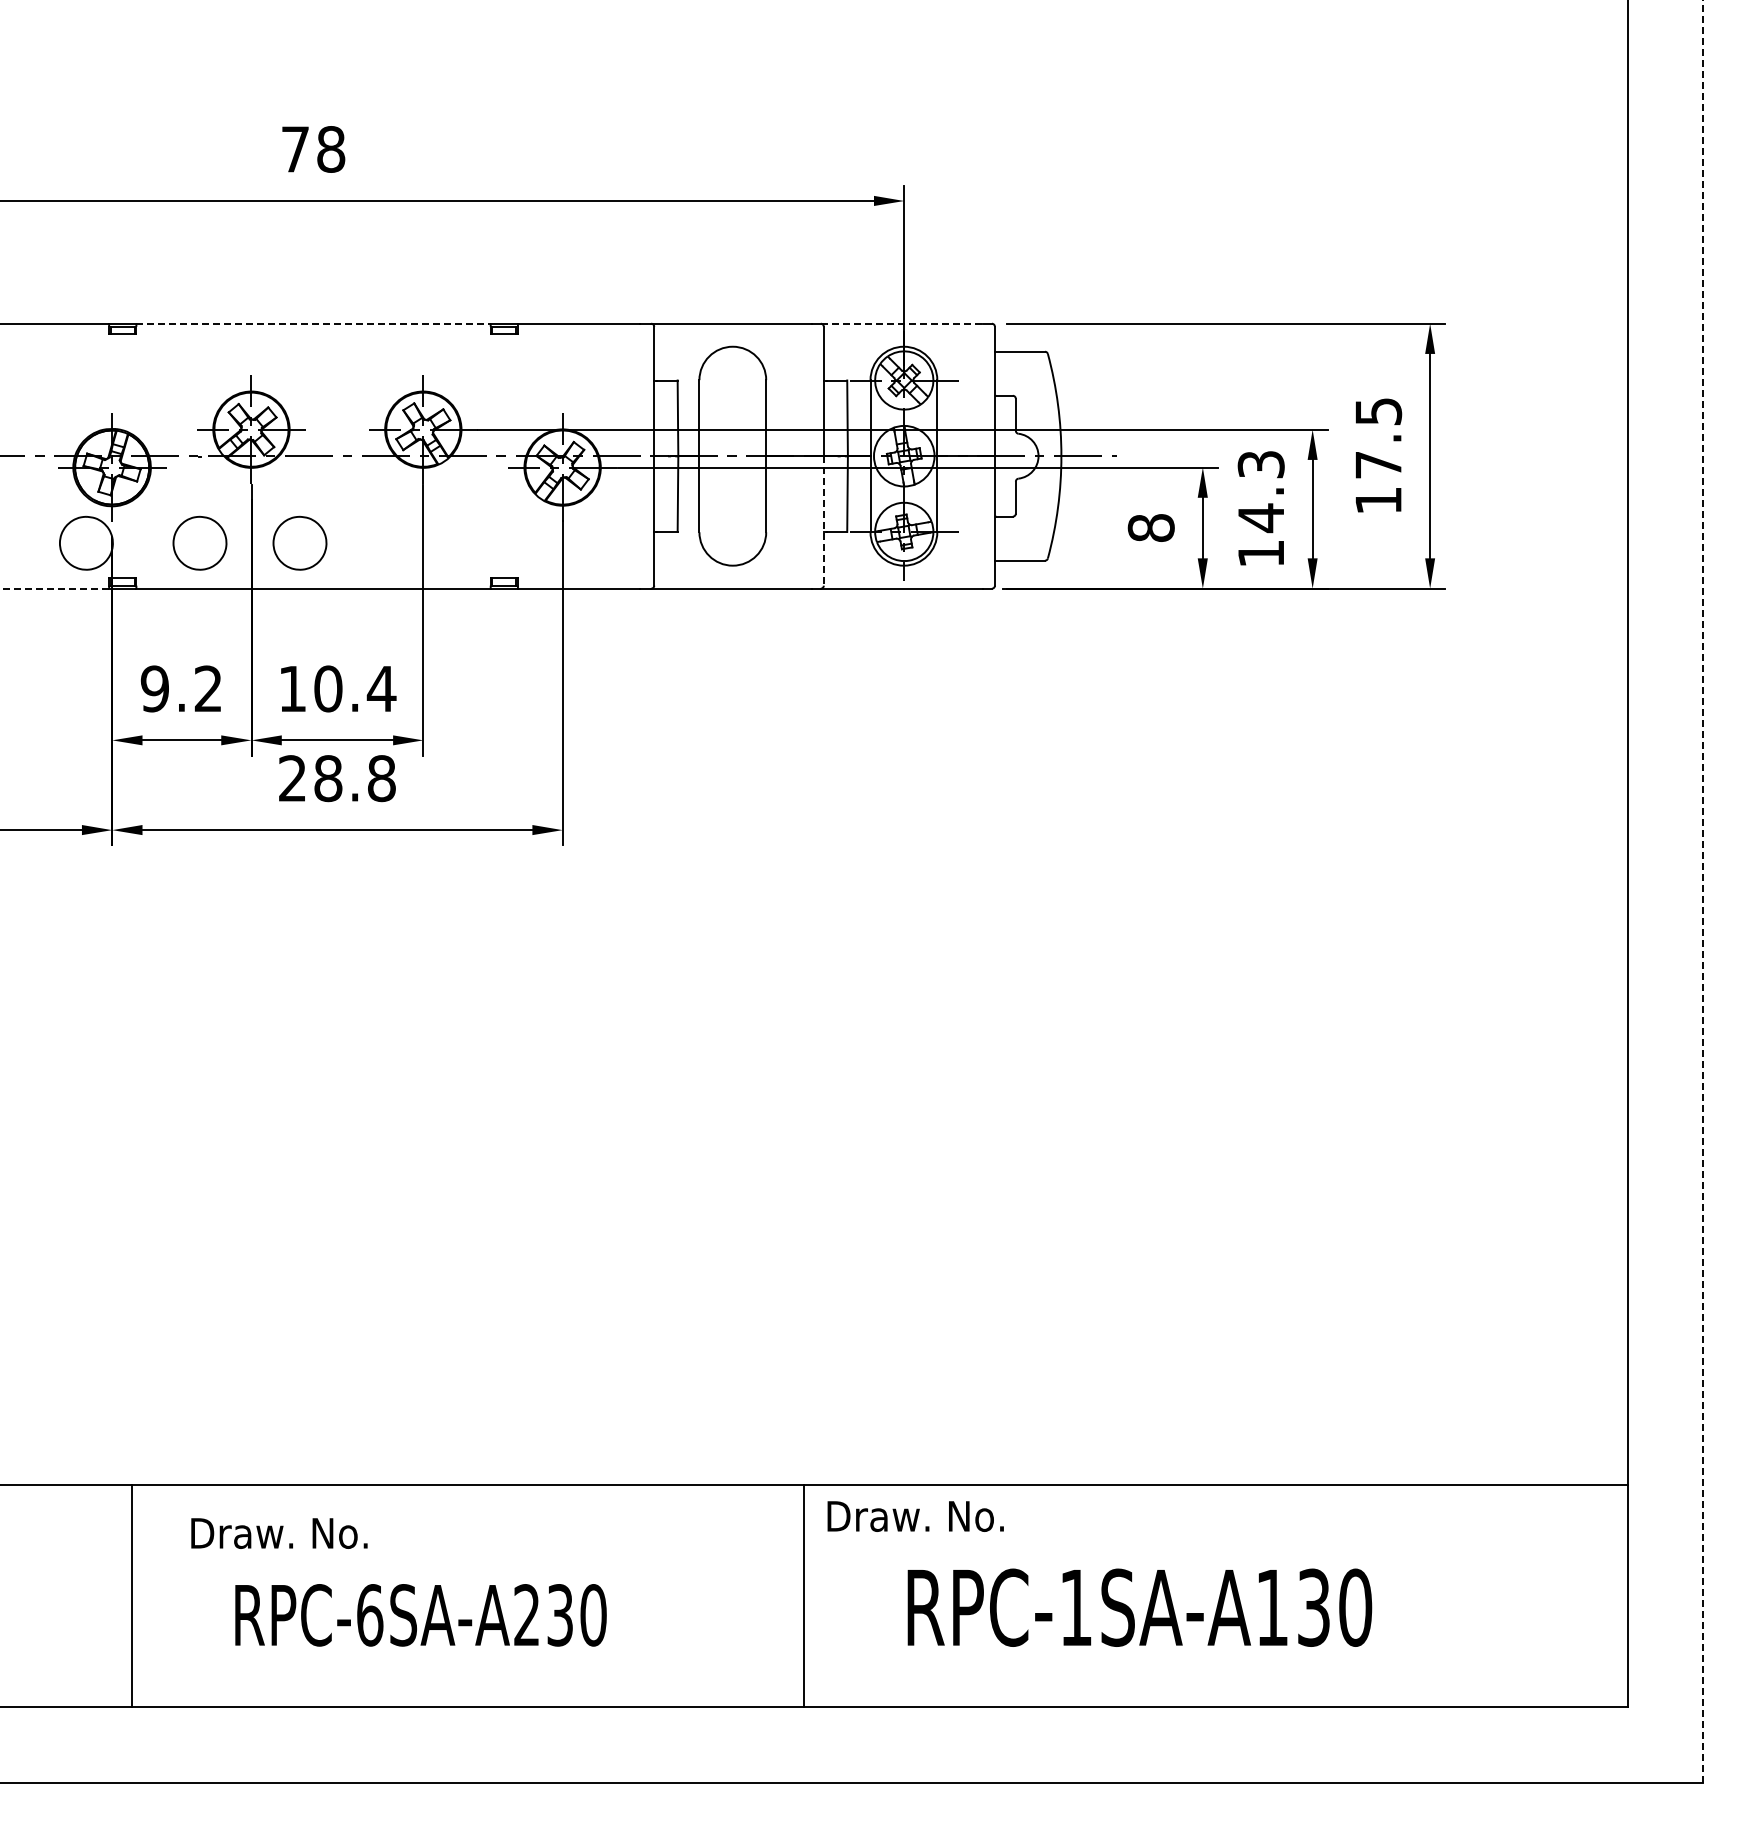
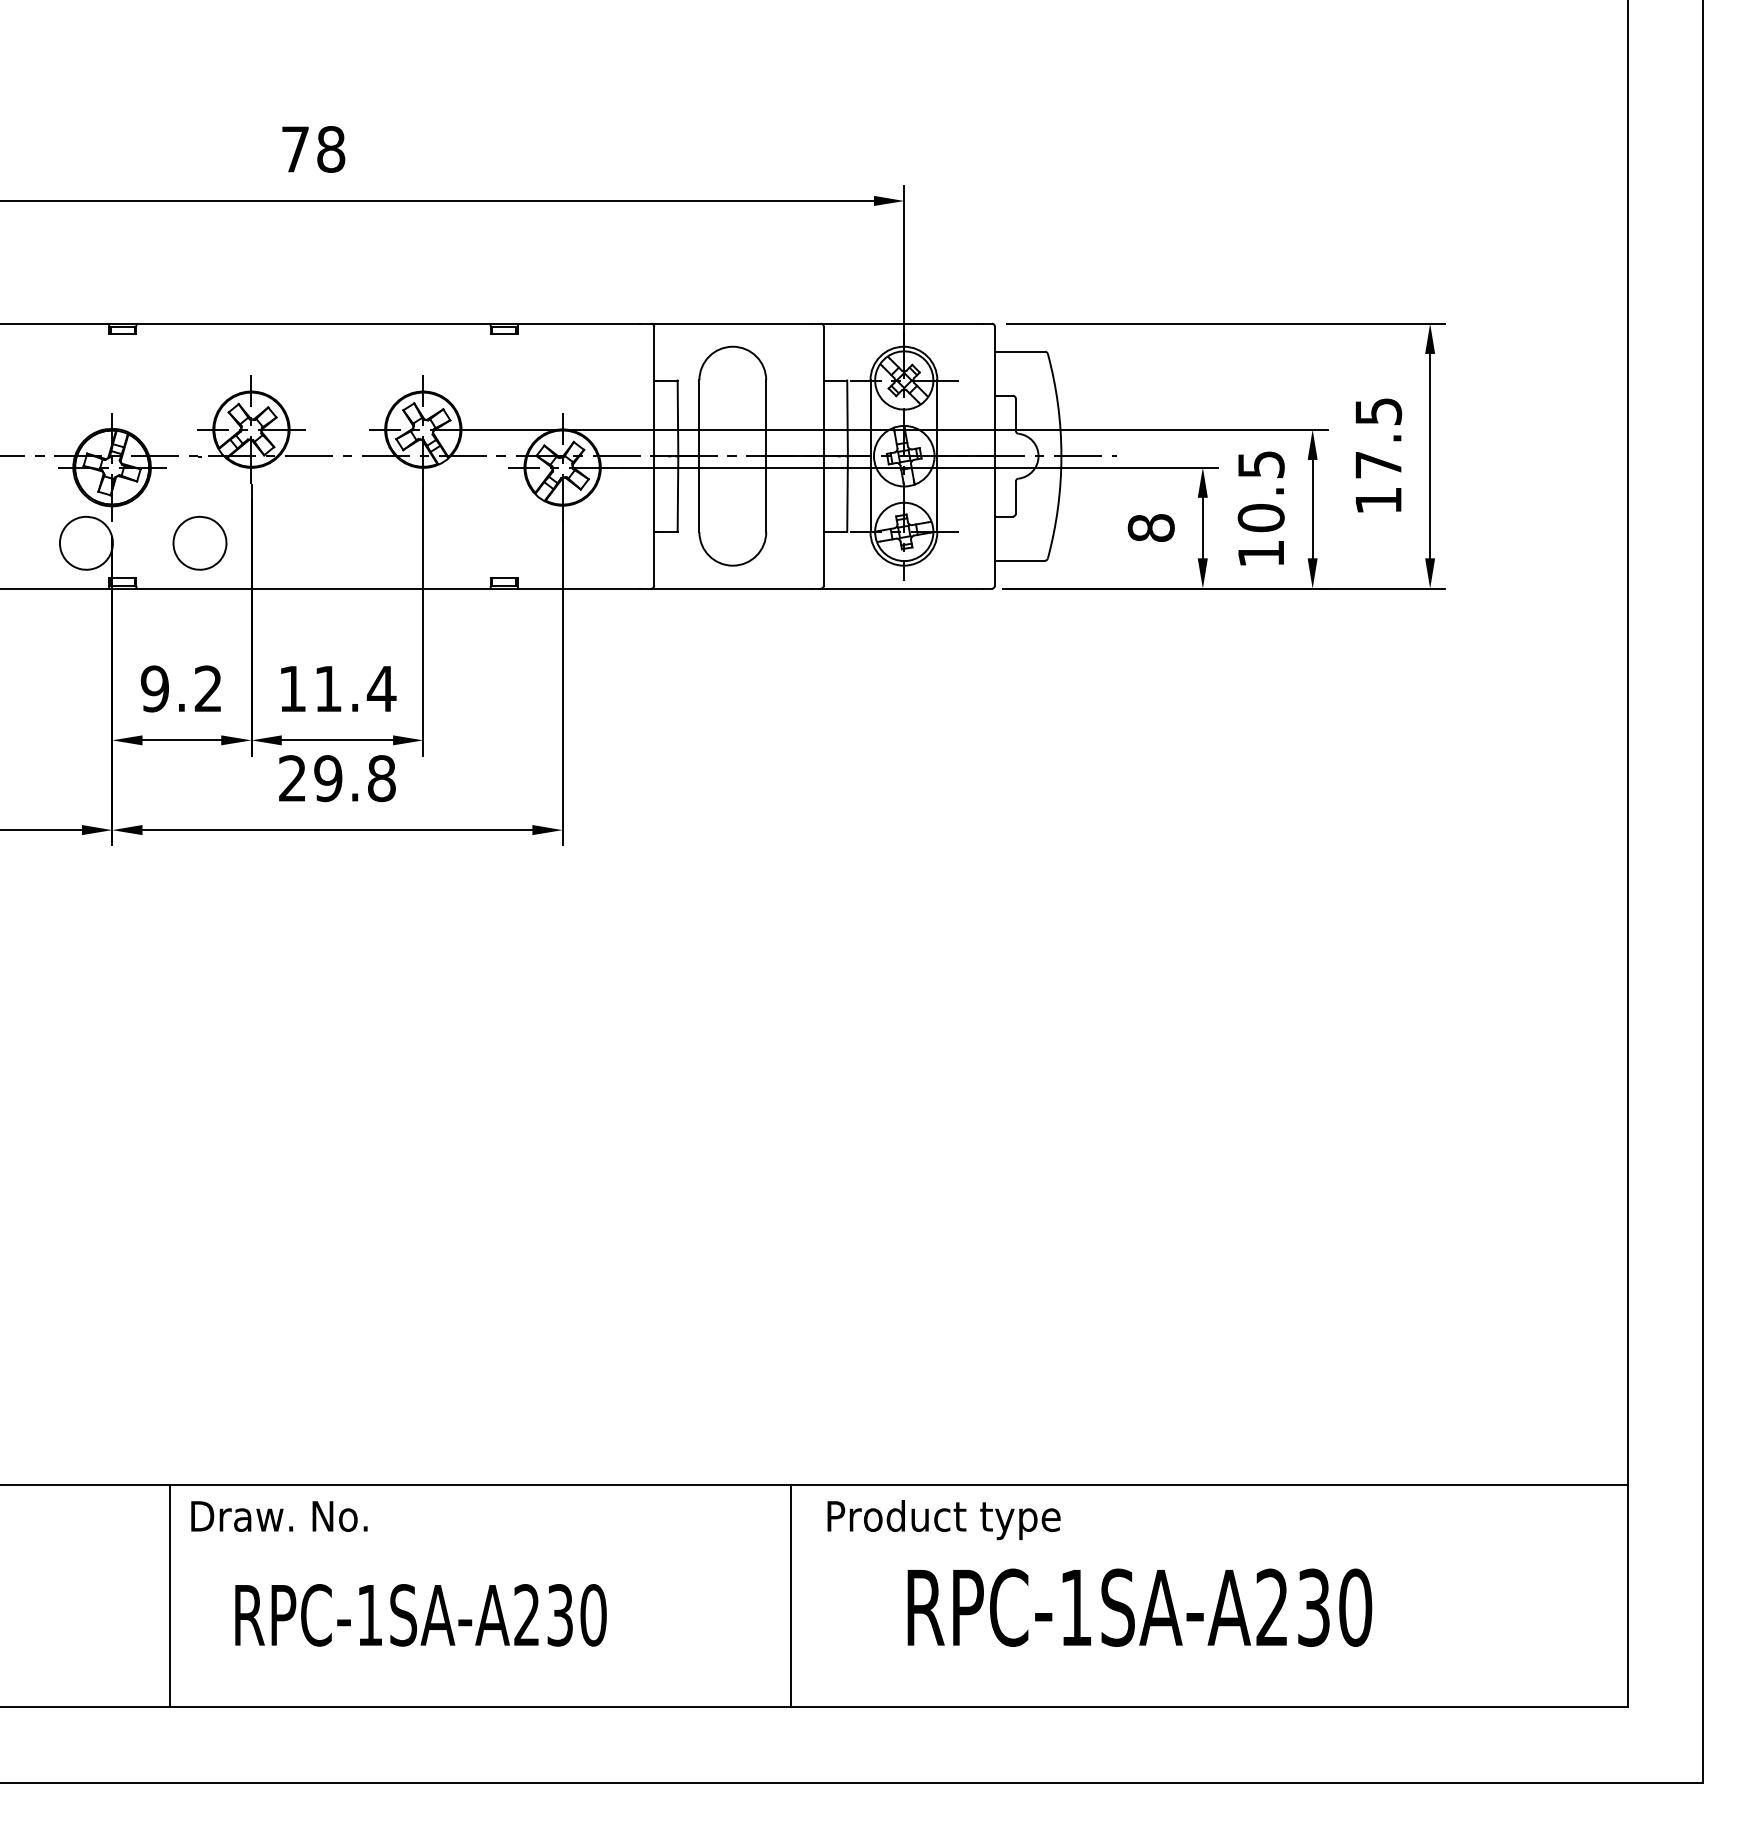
line: dashed -> solid (314, 323)
line: dashed -> solid (902, 323)
text: 14.3 -> 10.5 (1260, 492)
line: dashed -> solid (823, 520)
part: present -> none (299, 542)
line: dashed -> solid (54, 588)
text: 10.4 -> 11.4 (328, 688)
text: 28.8 -> 29.8 (328, 778)
line: dashed -> solid (1703, 891)
text: Draw. No. -> Product type (945, 1520)
text position: (279, 1533) -> (279, 1516) (279, 1516)
line position: (131, 1595) -> (169, 1595) (169, 1595)
line position: (803, 1595) -> (790, 1595) (790, 1595)
text: RPC-1SA-A130 -> RPC-1SA-A230 (1271, 1606)
text: RPC-6SA-A230 -> RPC-1SA-A230 (370, 1615)
